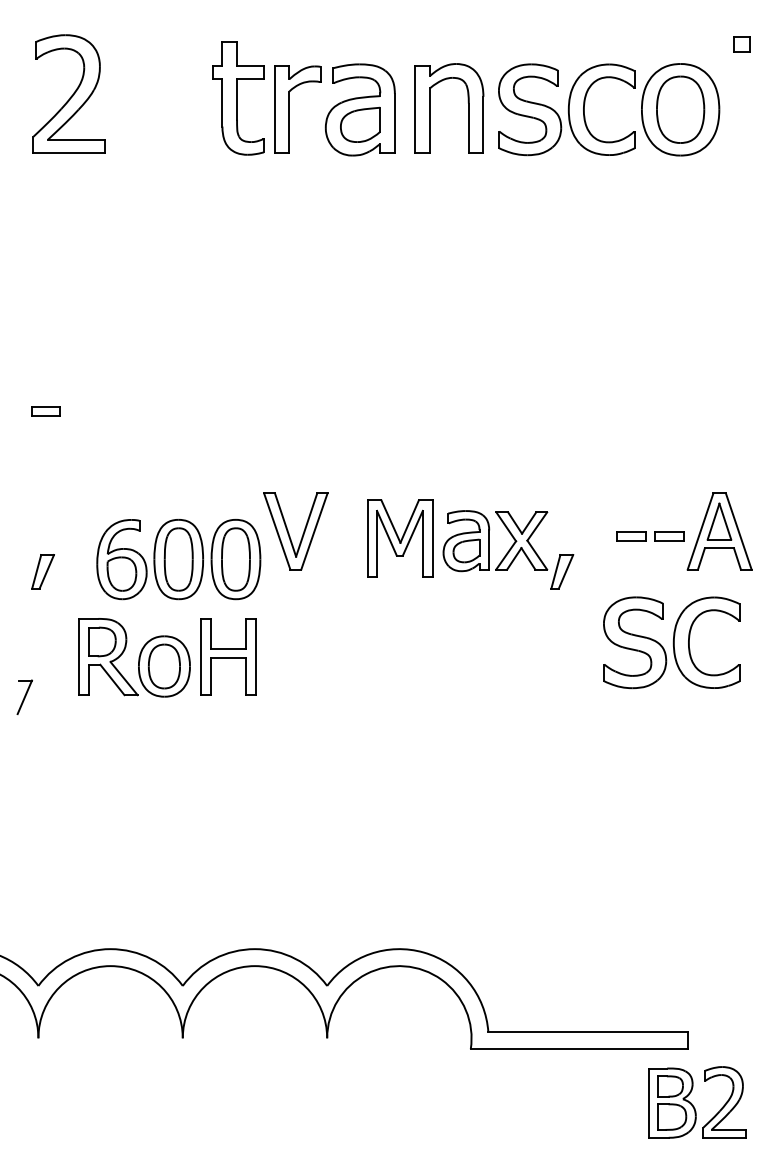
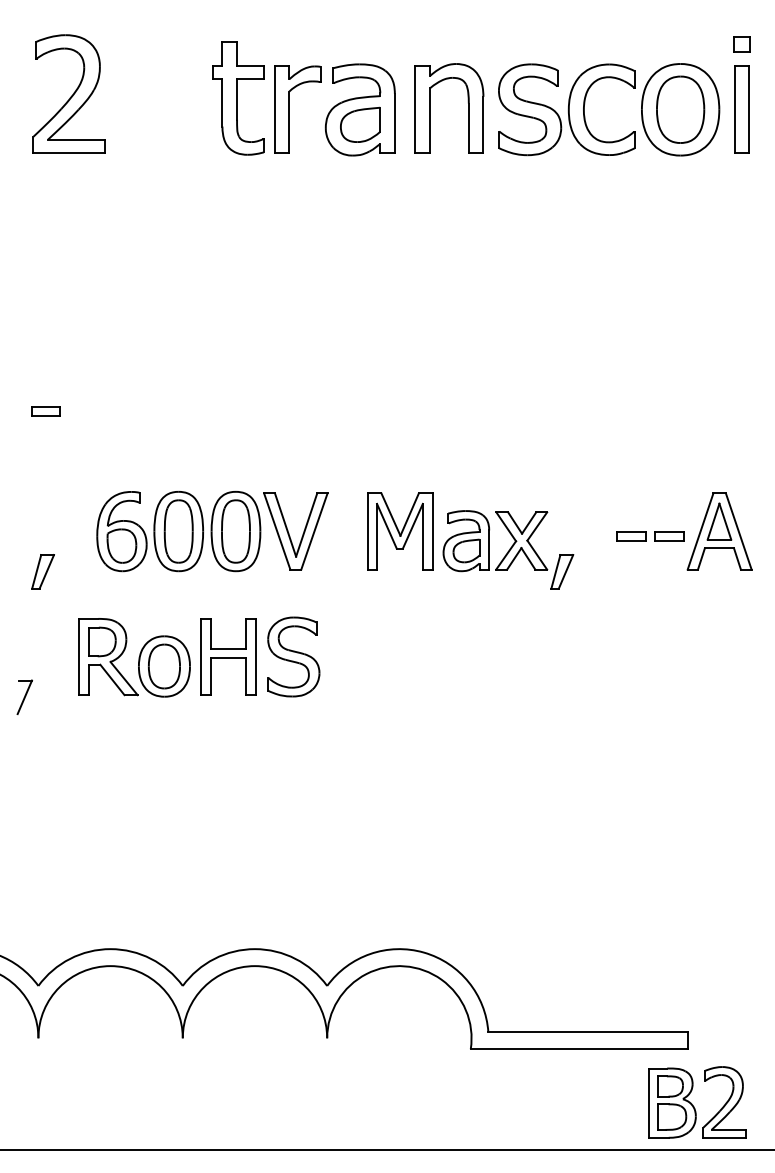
part: none -> present (741, 109)
part position: (400, 538) -> (400, 531) (400, 531)
part position: (178, 559) -> (178, 531) (178, 531)
part: present -> none (671, 642)
part: none -> present (293, 656)
line: none -> present (386, 1150)
